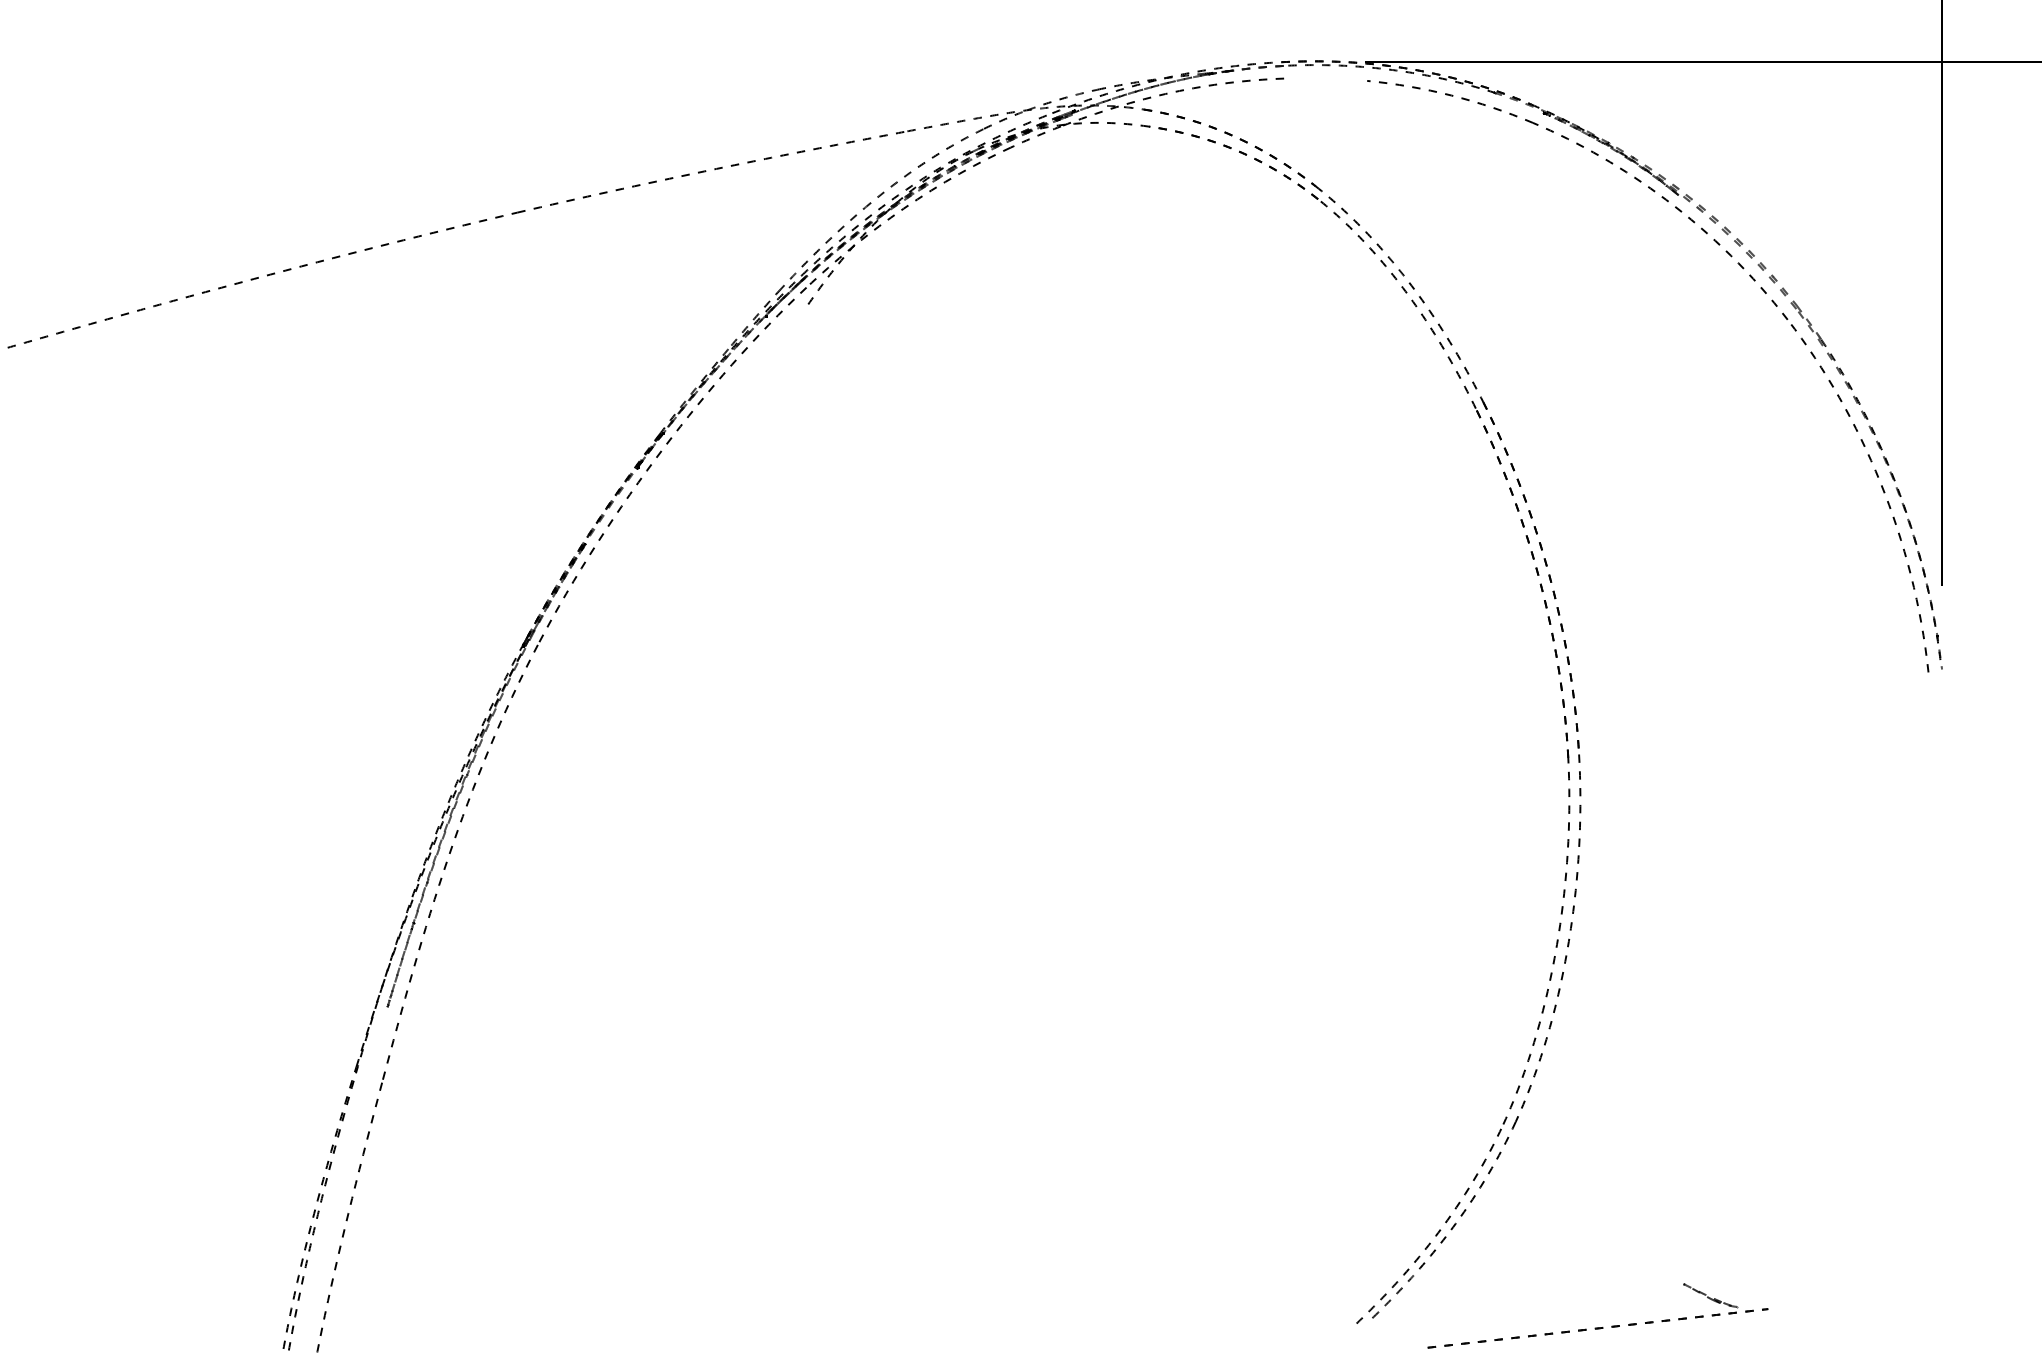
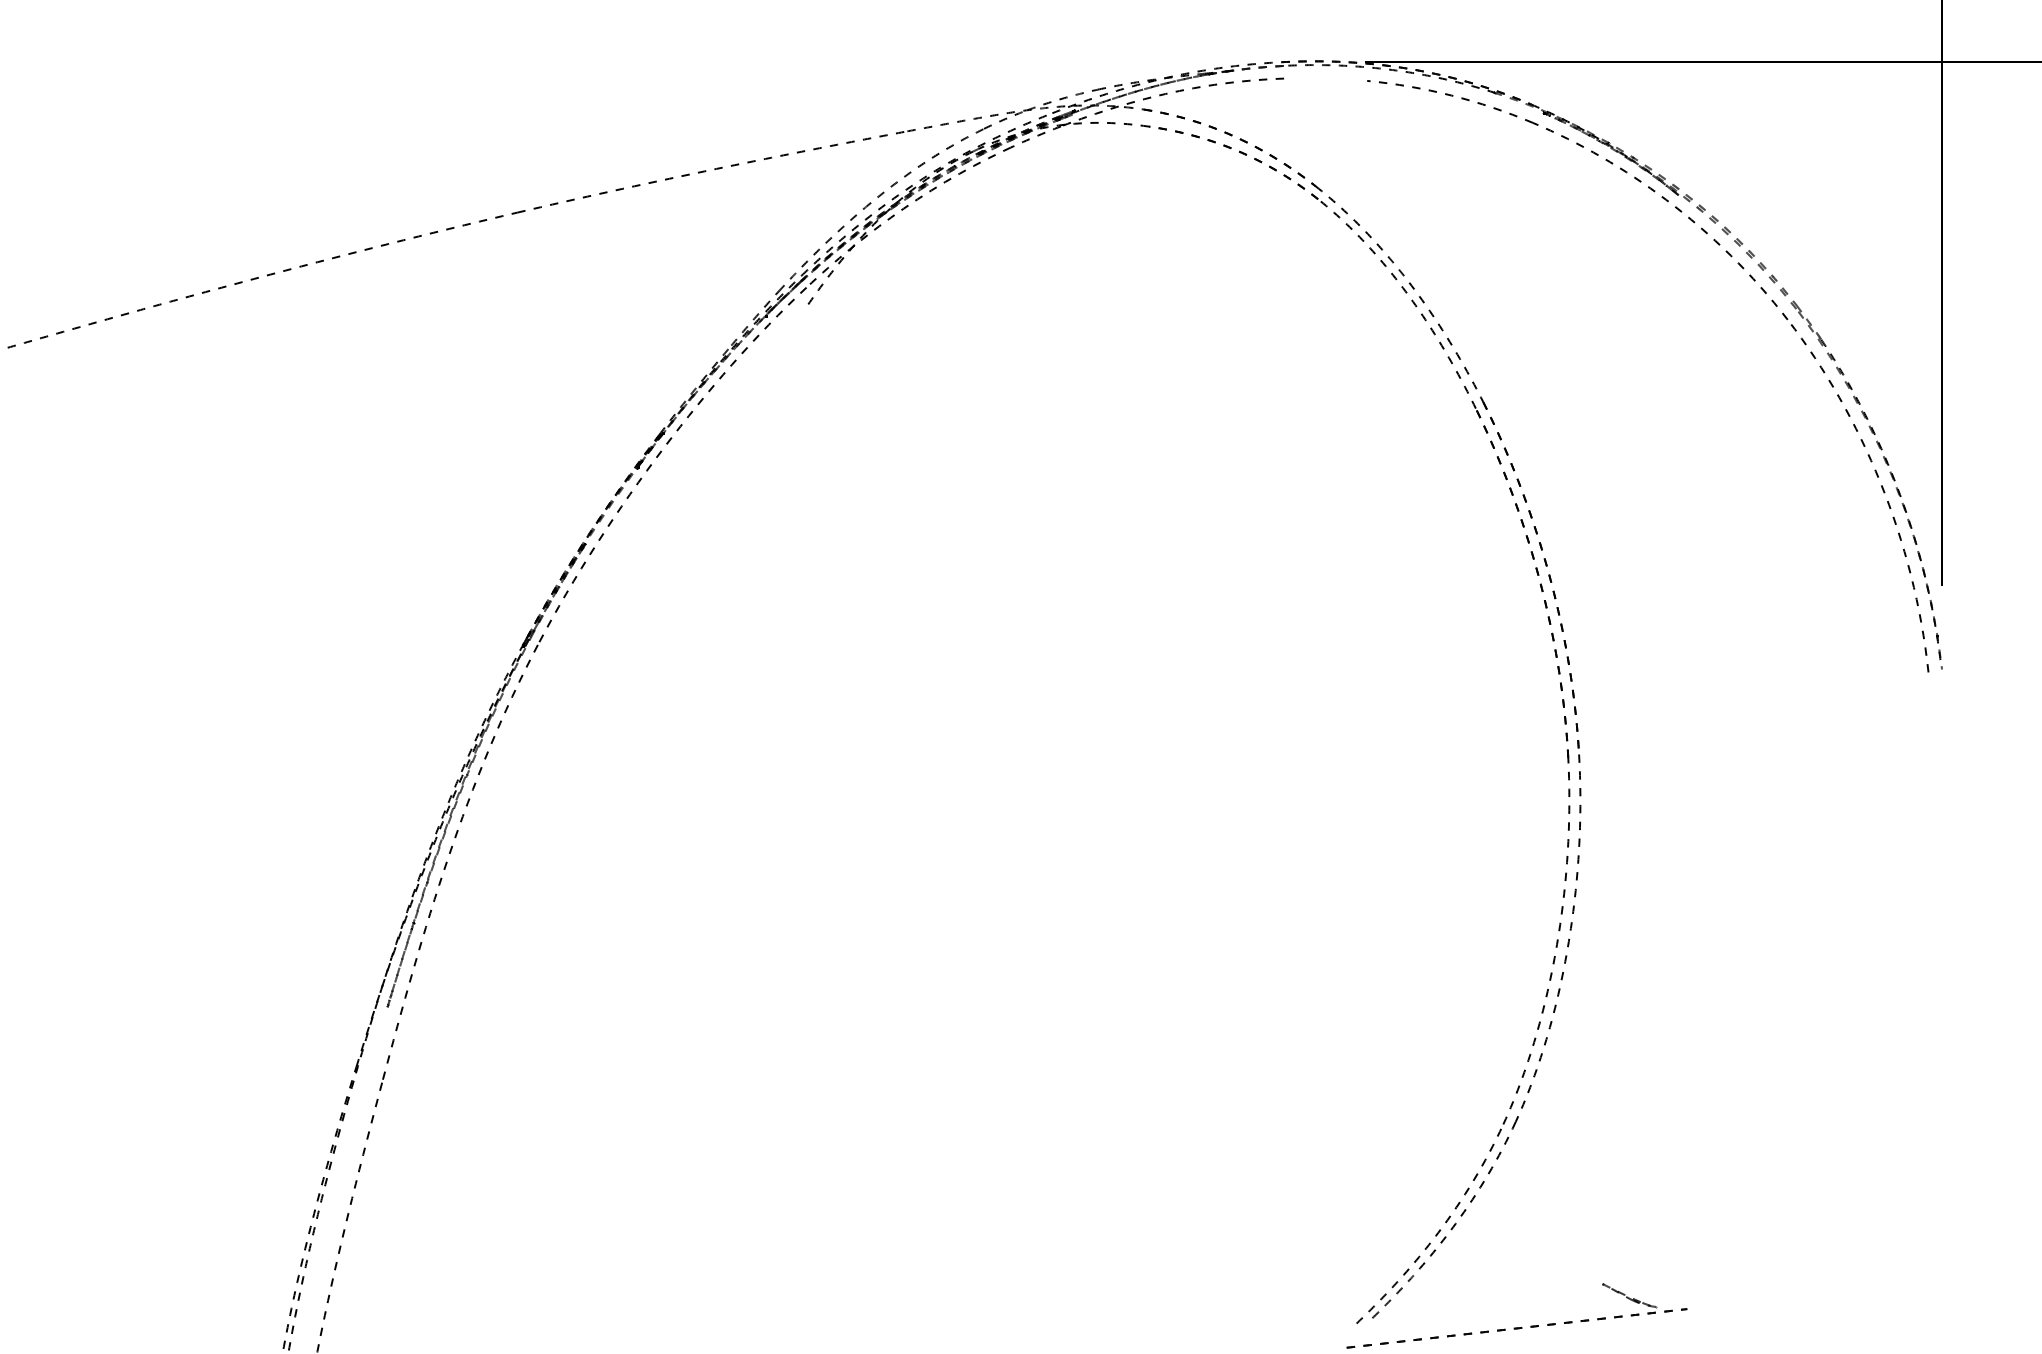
part position: (1597, 1327) -> (1516, 1327) (1516, 1327)
